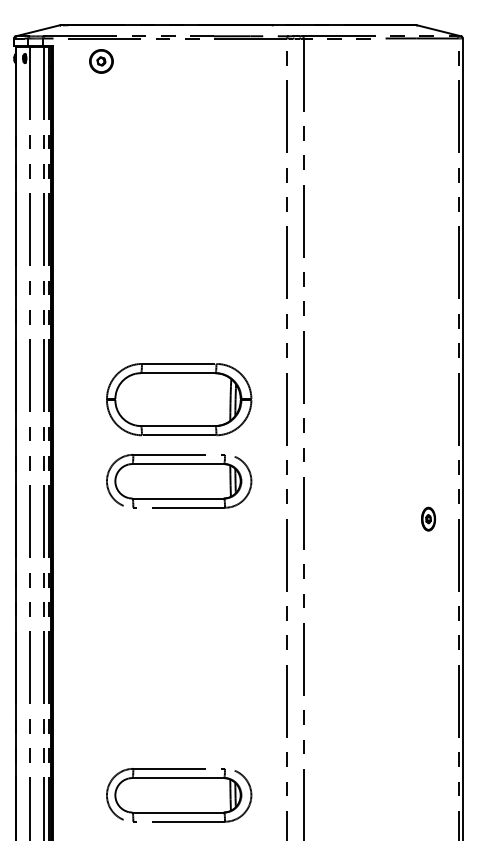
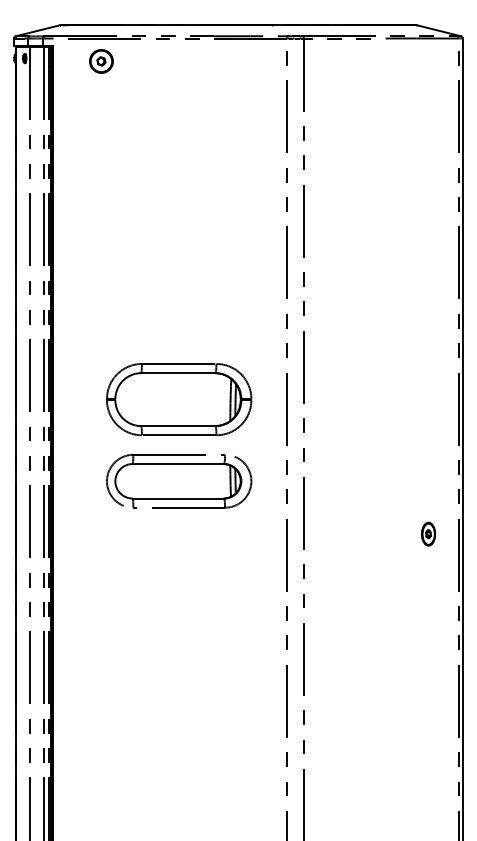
part position: (428, 518) -> (428, 533) (428, 533)
part: present -> none (179, 795)
